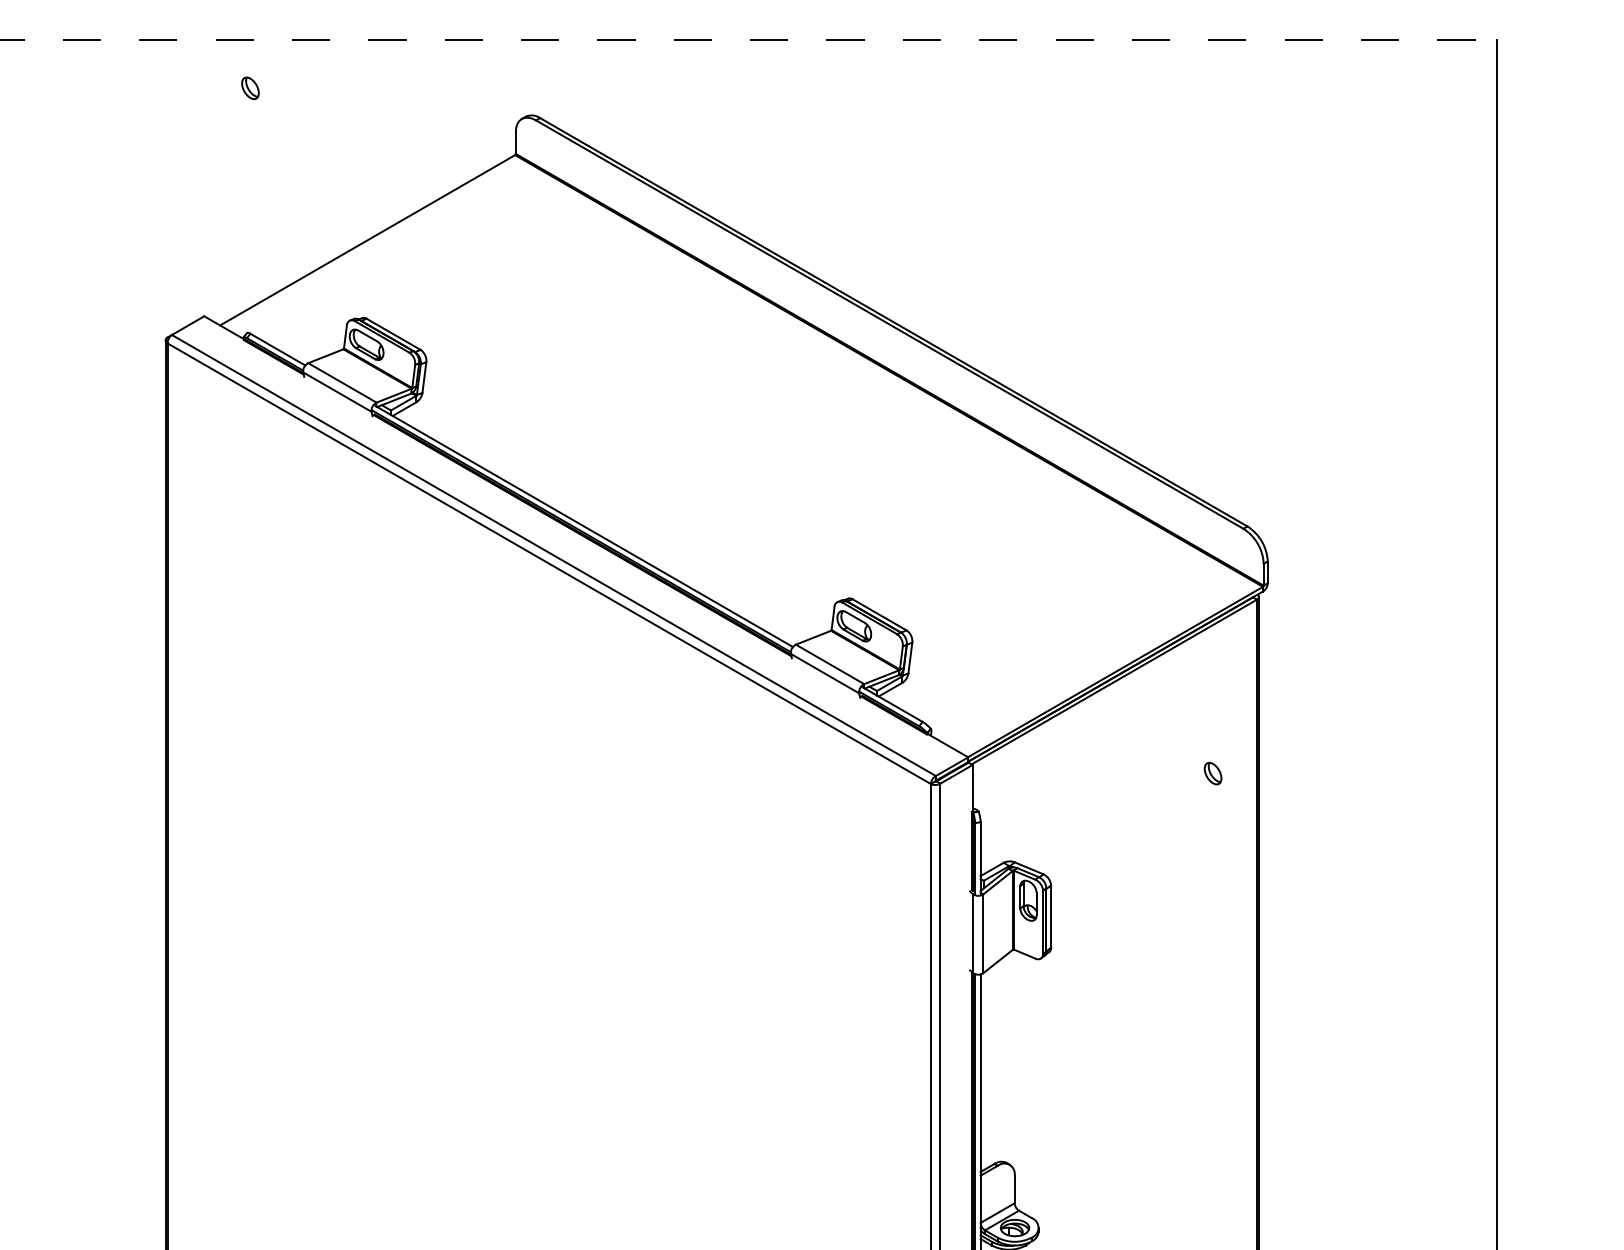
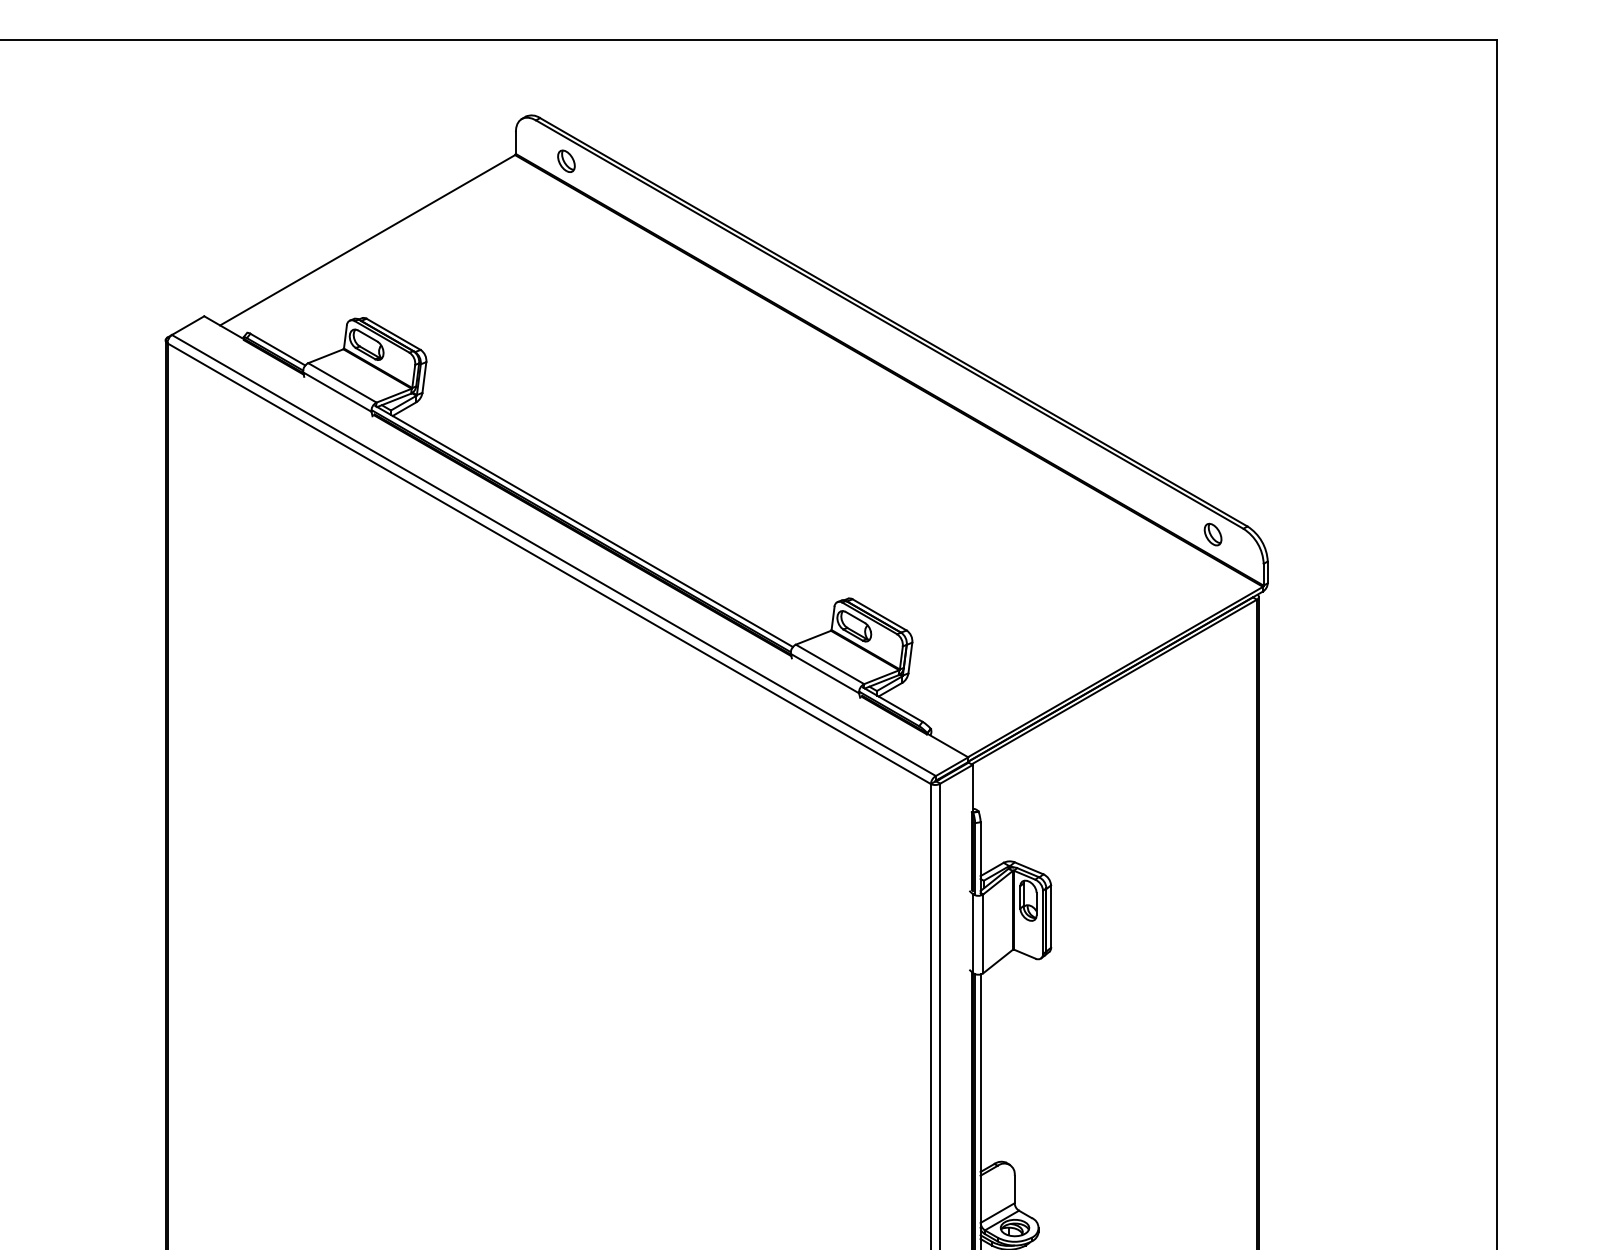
line: dashed -> solid (749, 40)
part position: (250, 87) -> (566, 160) (566, 160)
part position: (1212, 773) -> (1212, 534) (1212, 534)
